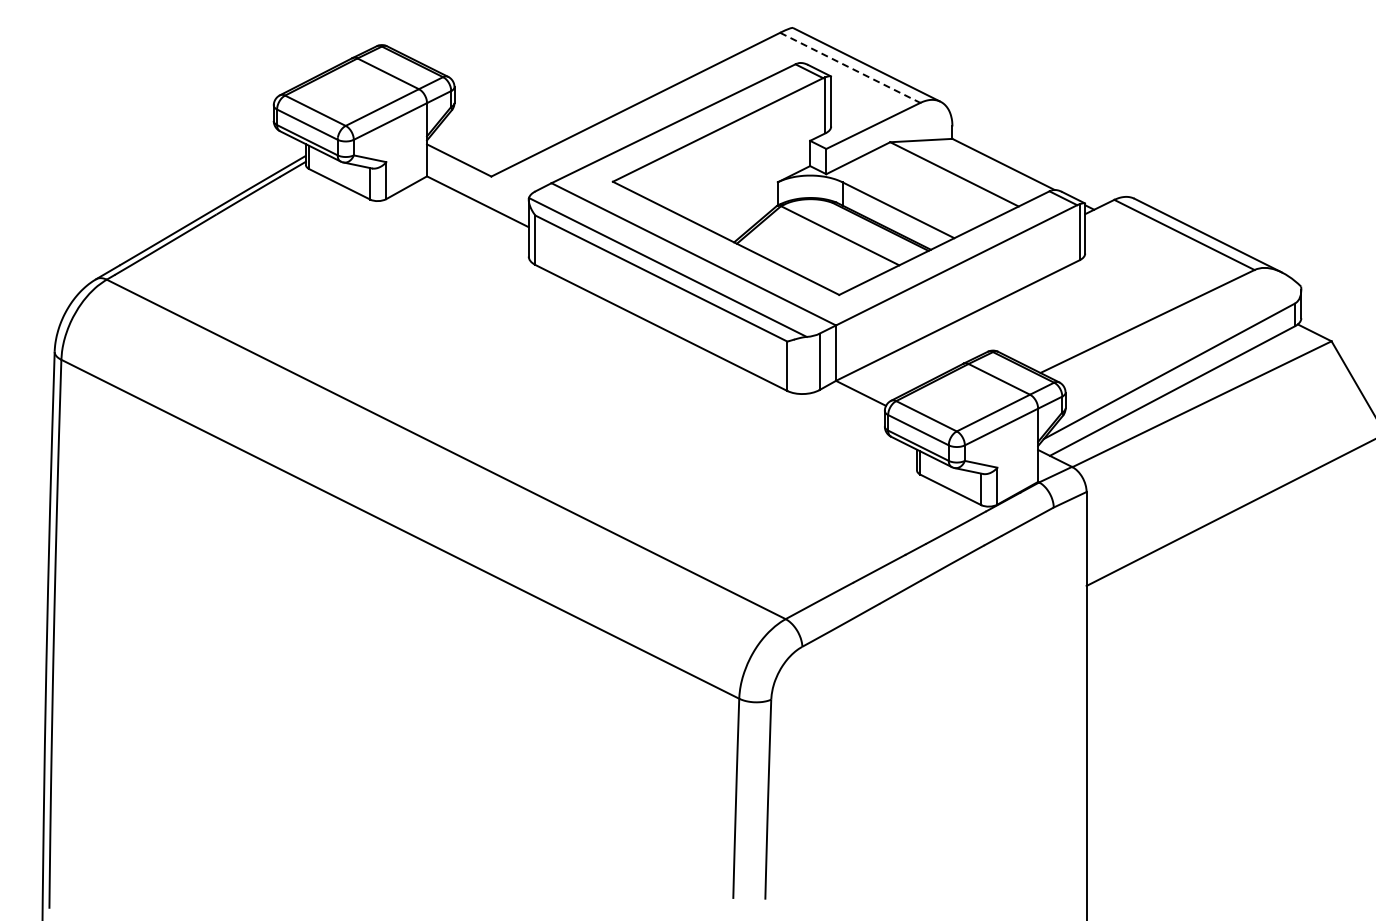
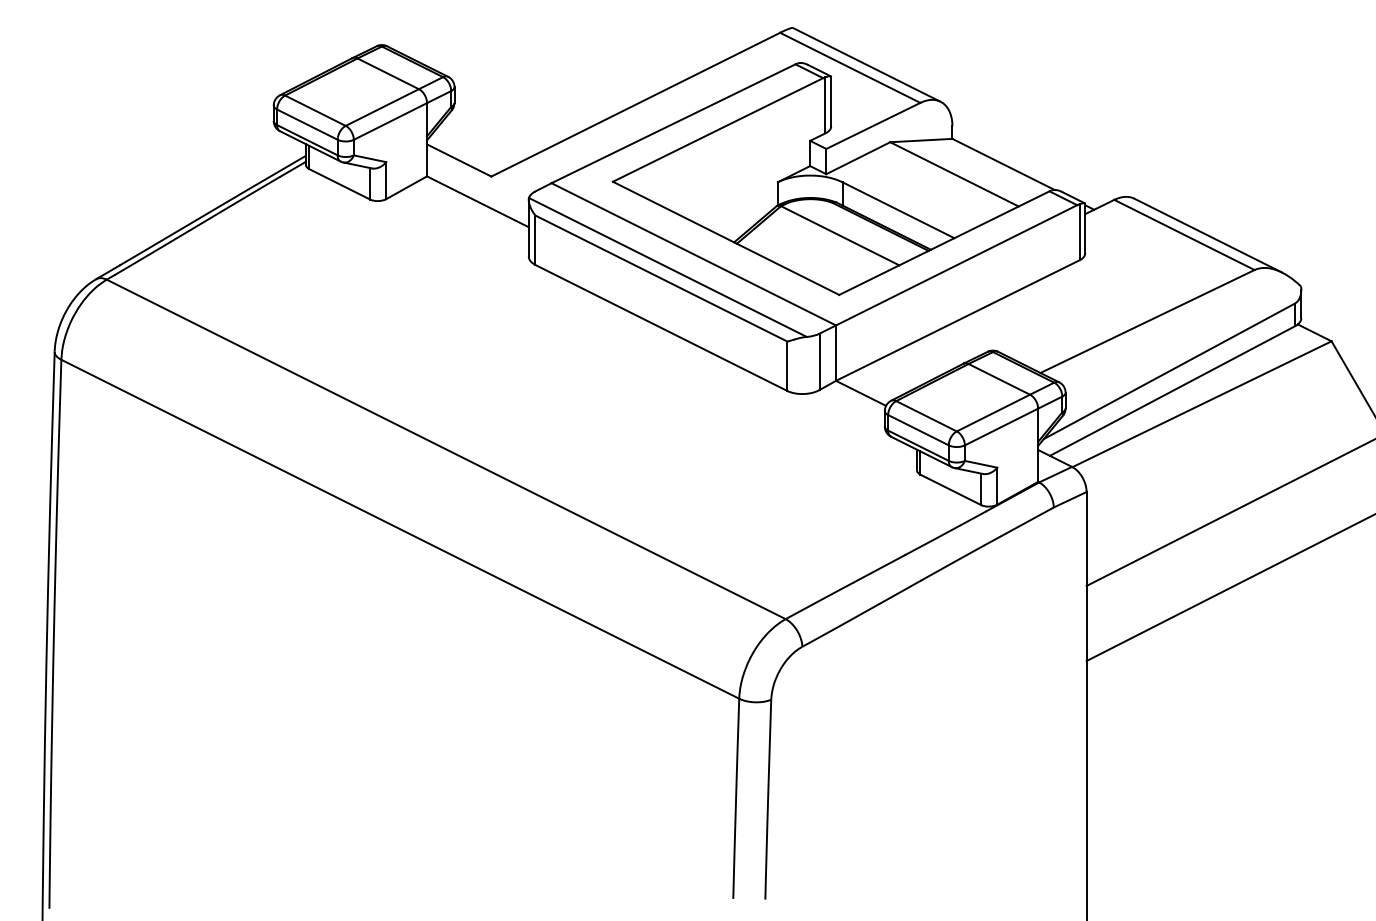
line: dashed -> solid (850, 68)
line: none -> present (1229, 588)
